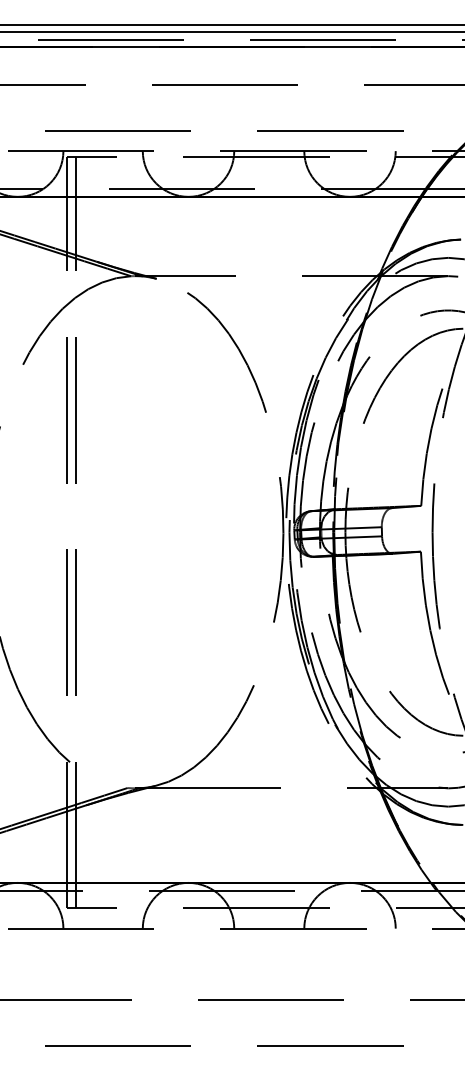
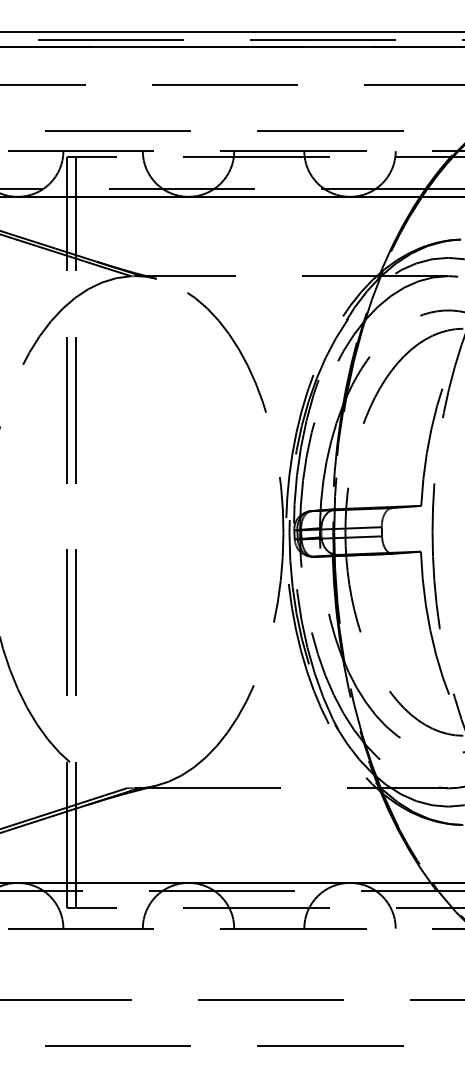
line: present -> none (231, 25)
